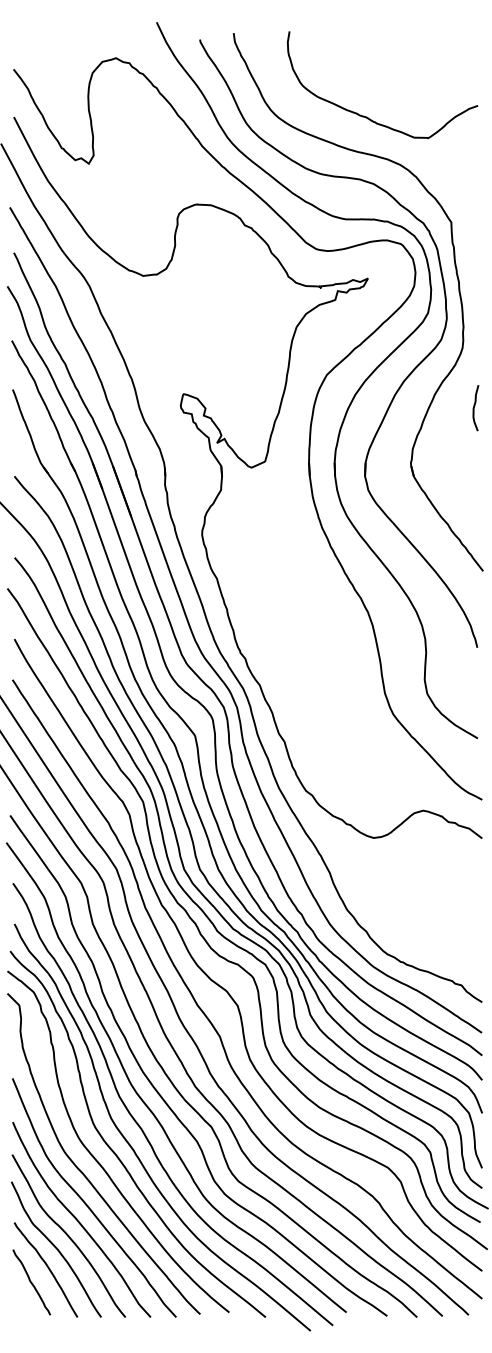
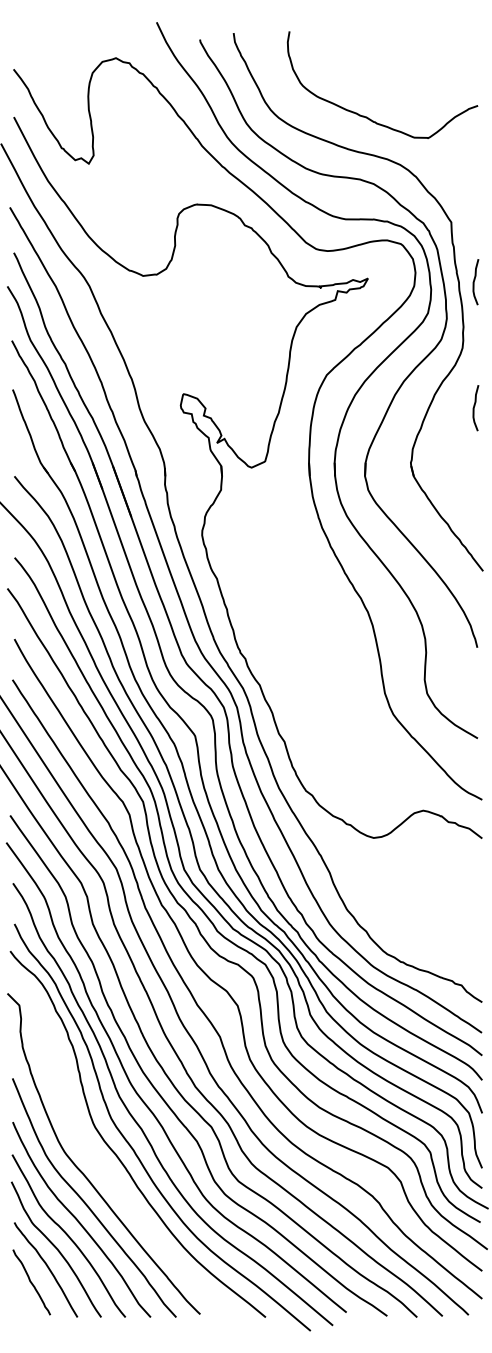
curve: none -> present (474, 282)
curve: present -> none (95, 1157)
